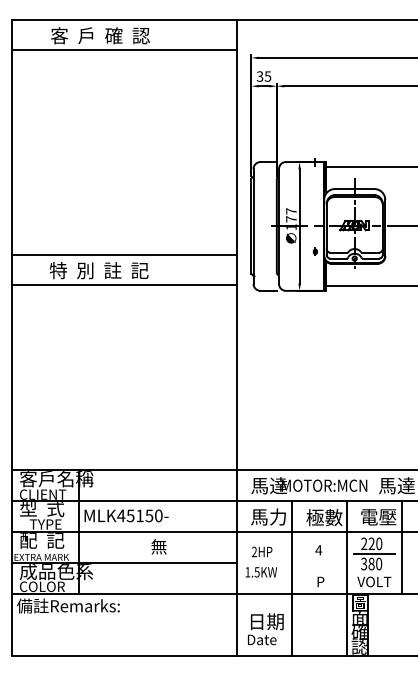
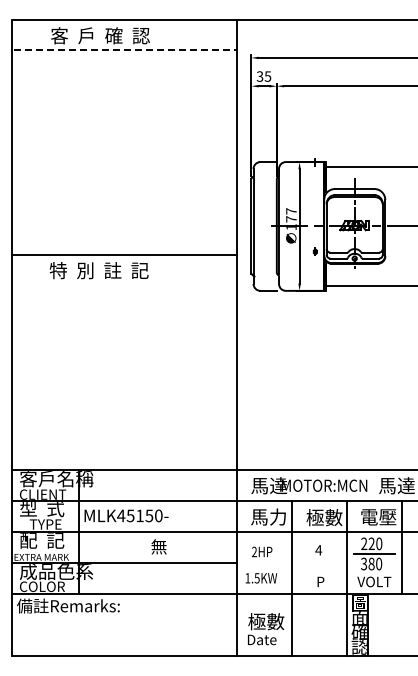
line: solid -> dashed (125, 50)
line: present -> none (124, 284)
text position: (261, 572) -> (261, 578) (261, 578)
text: 日期 -> 極數 (266, 621)
